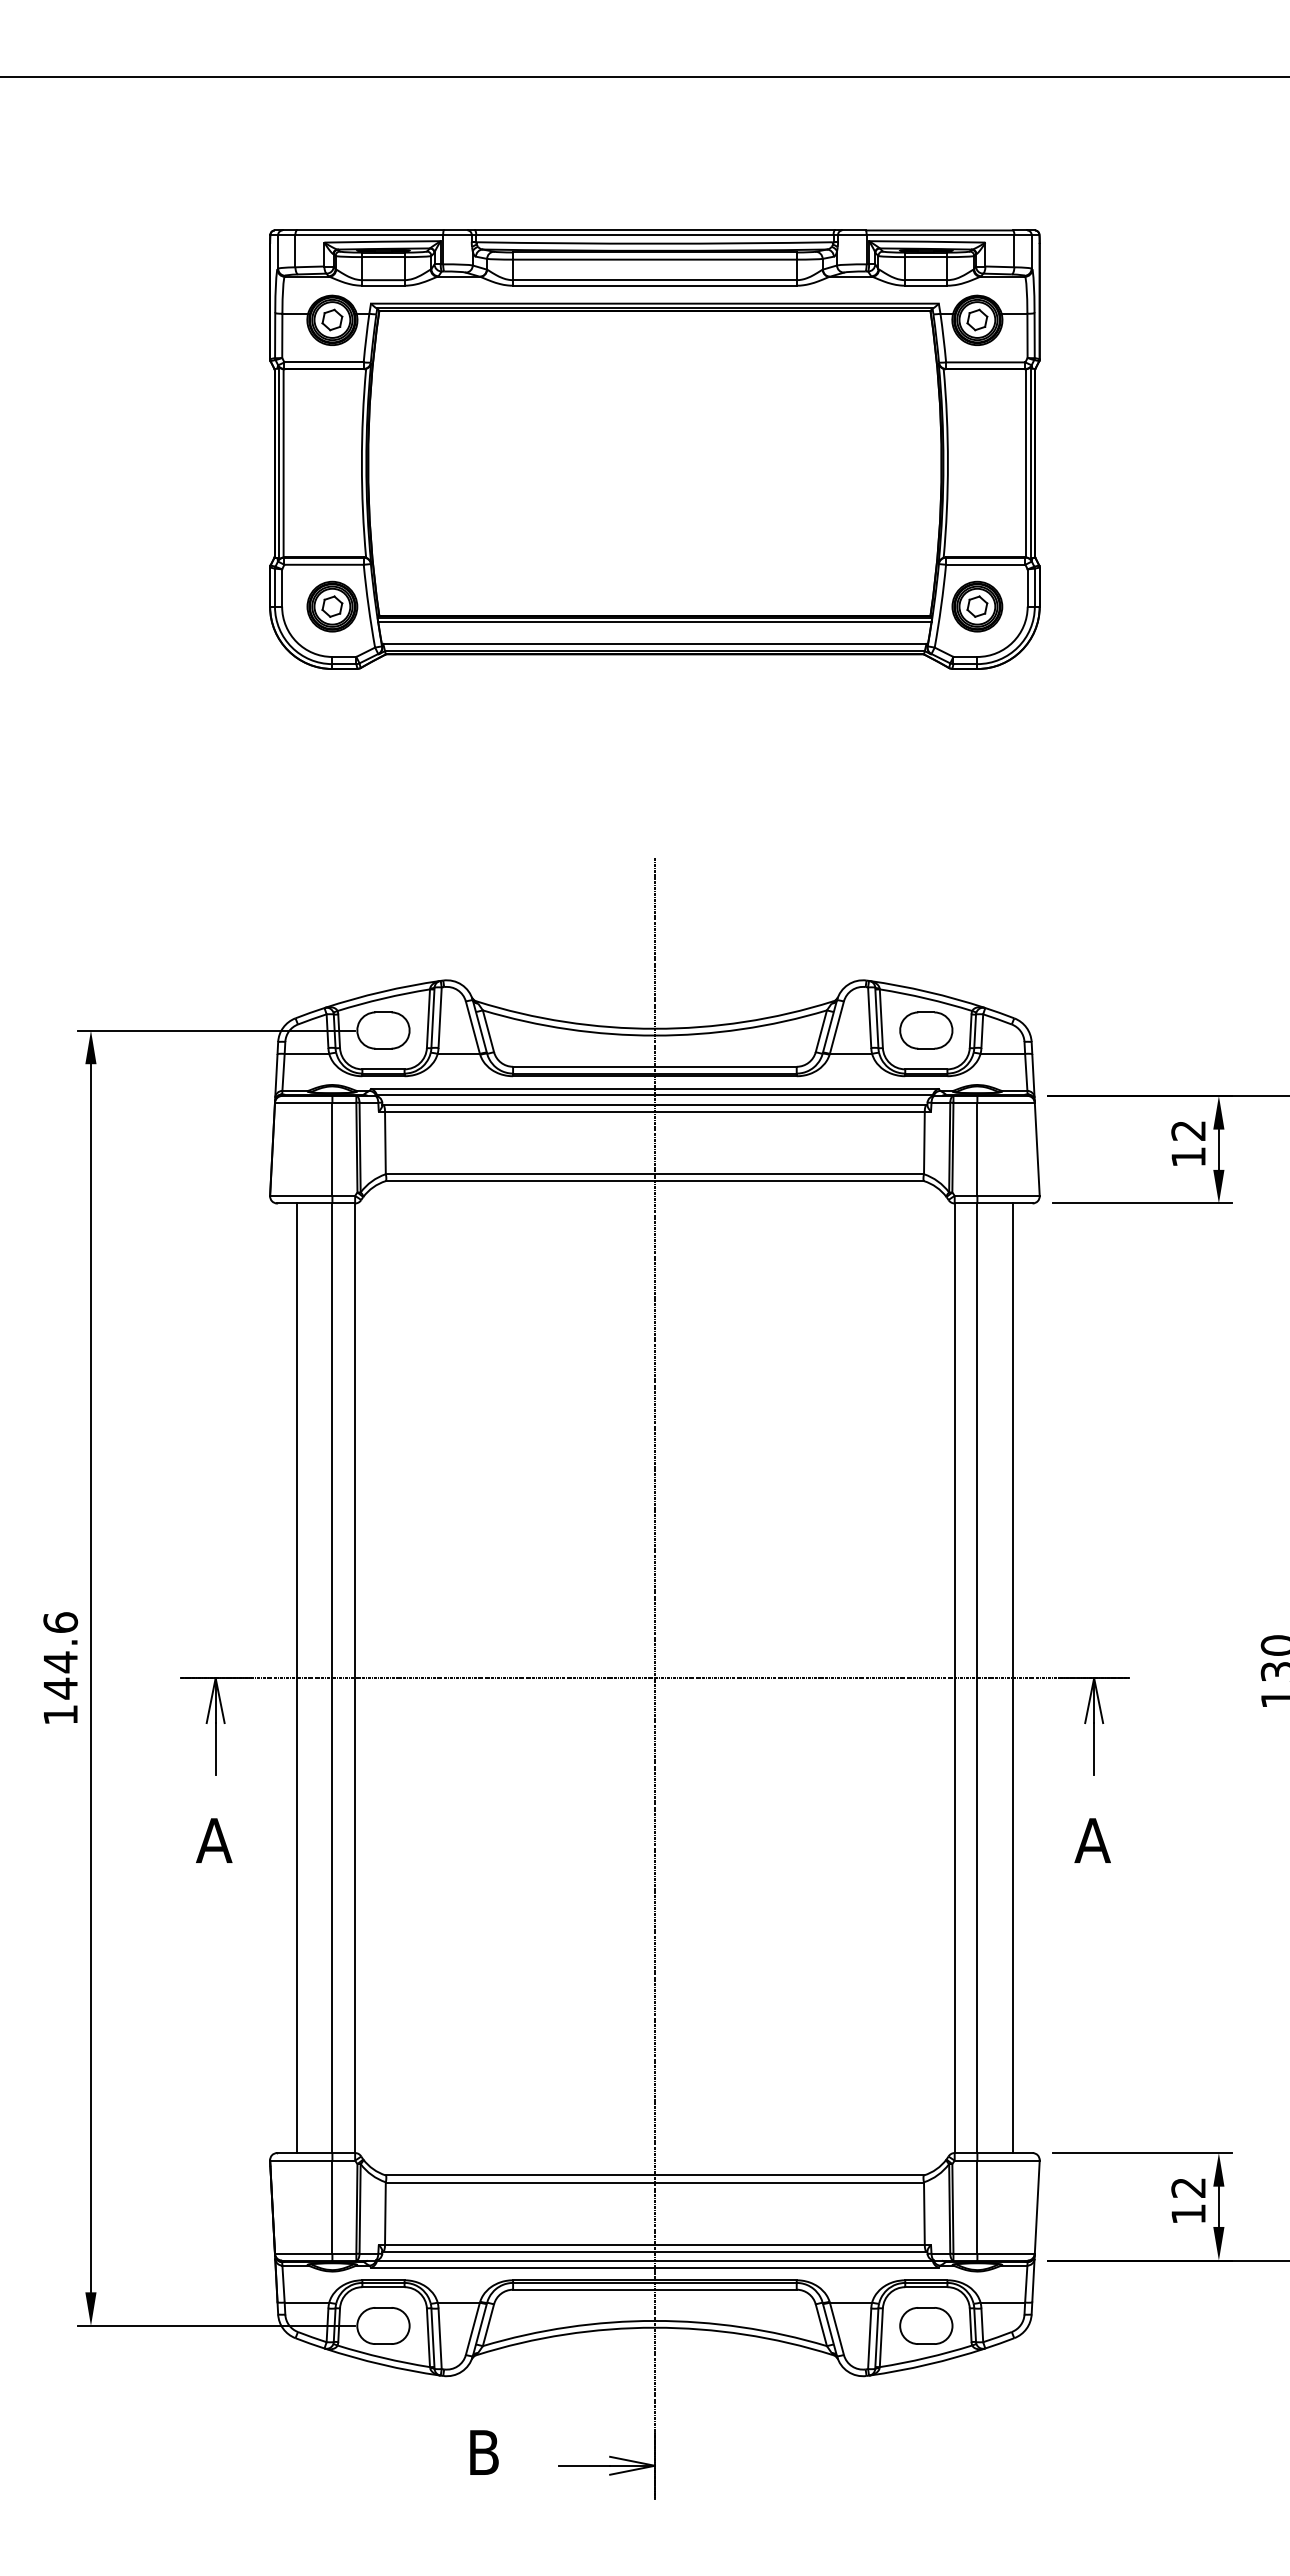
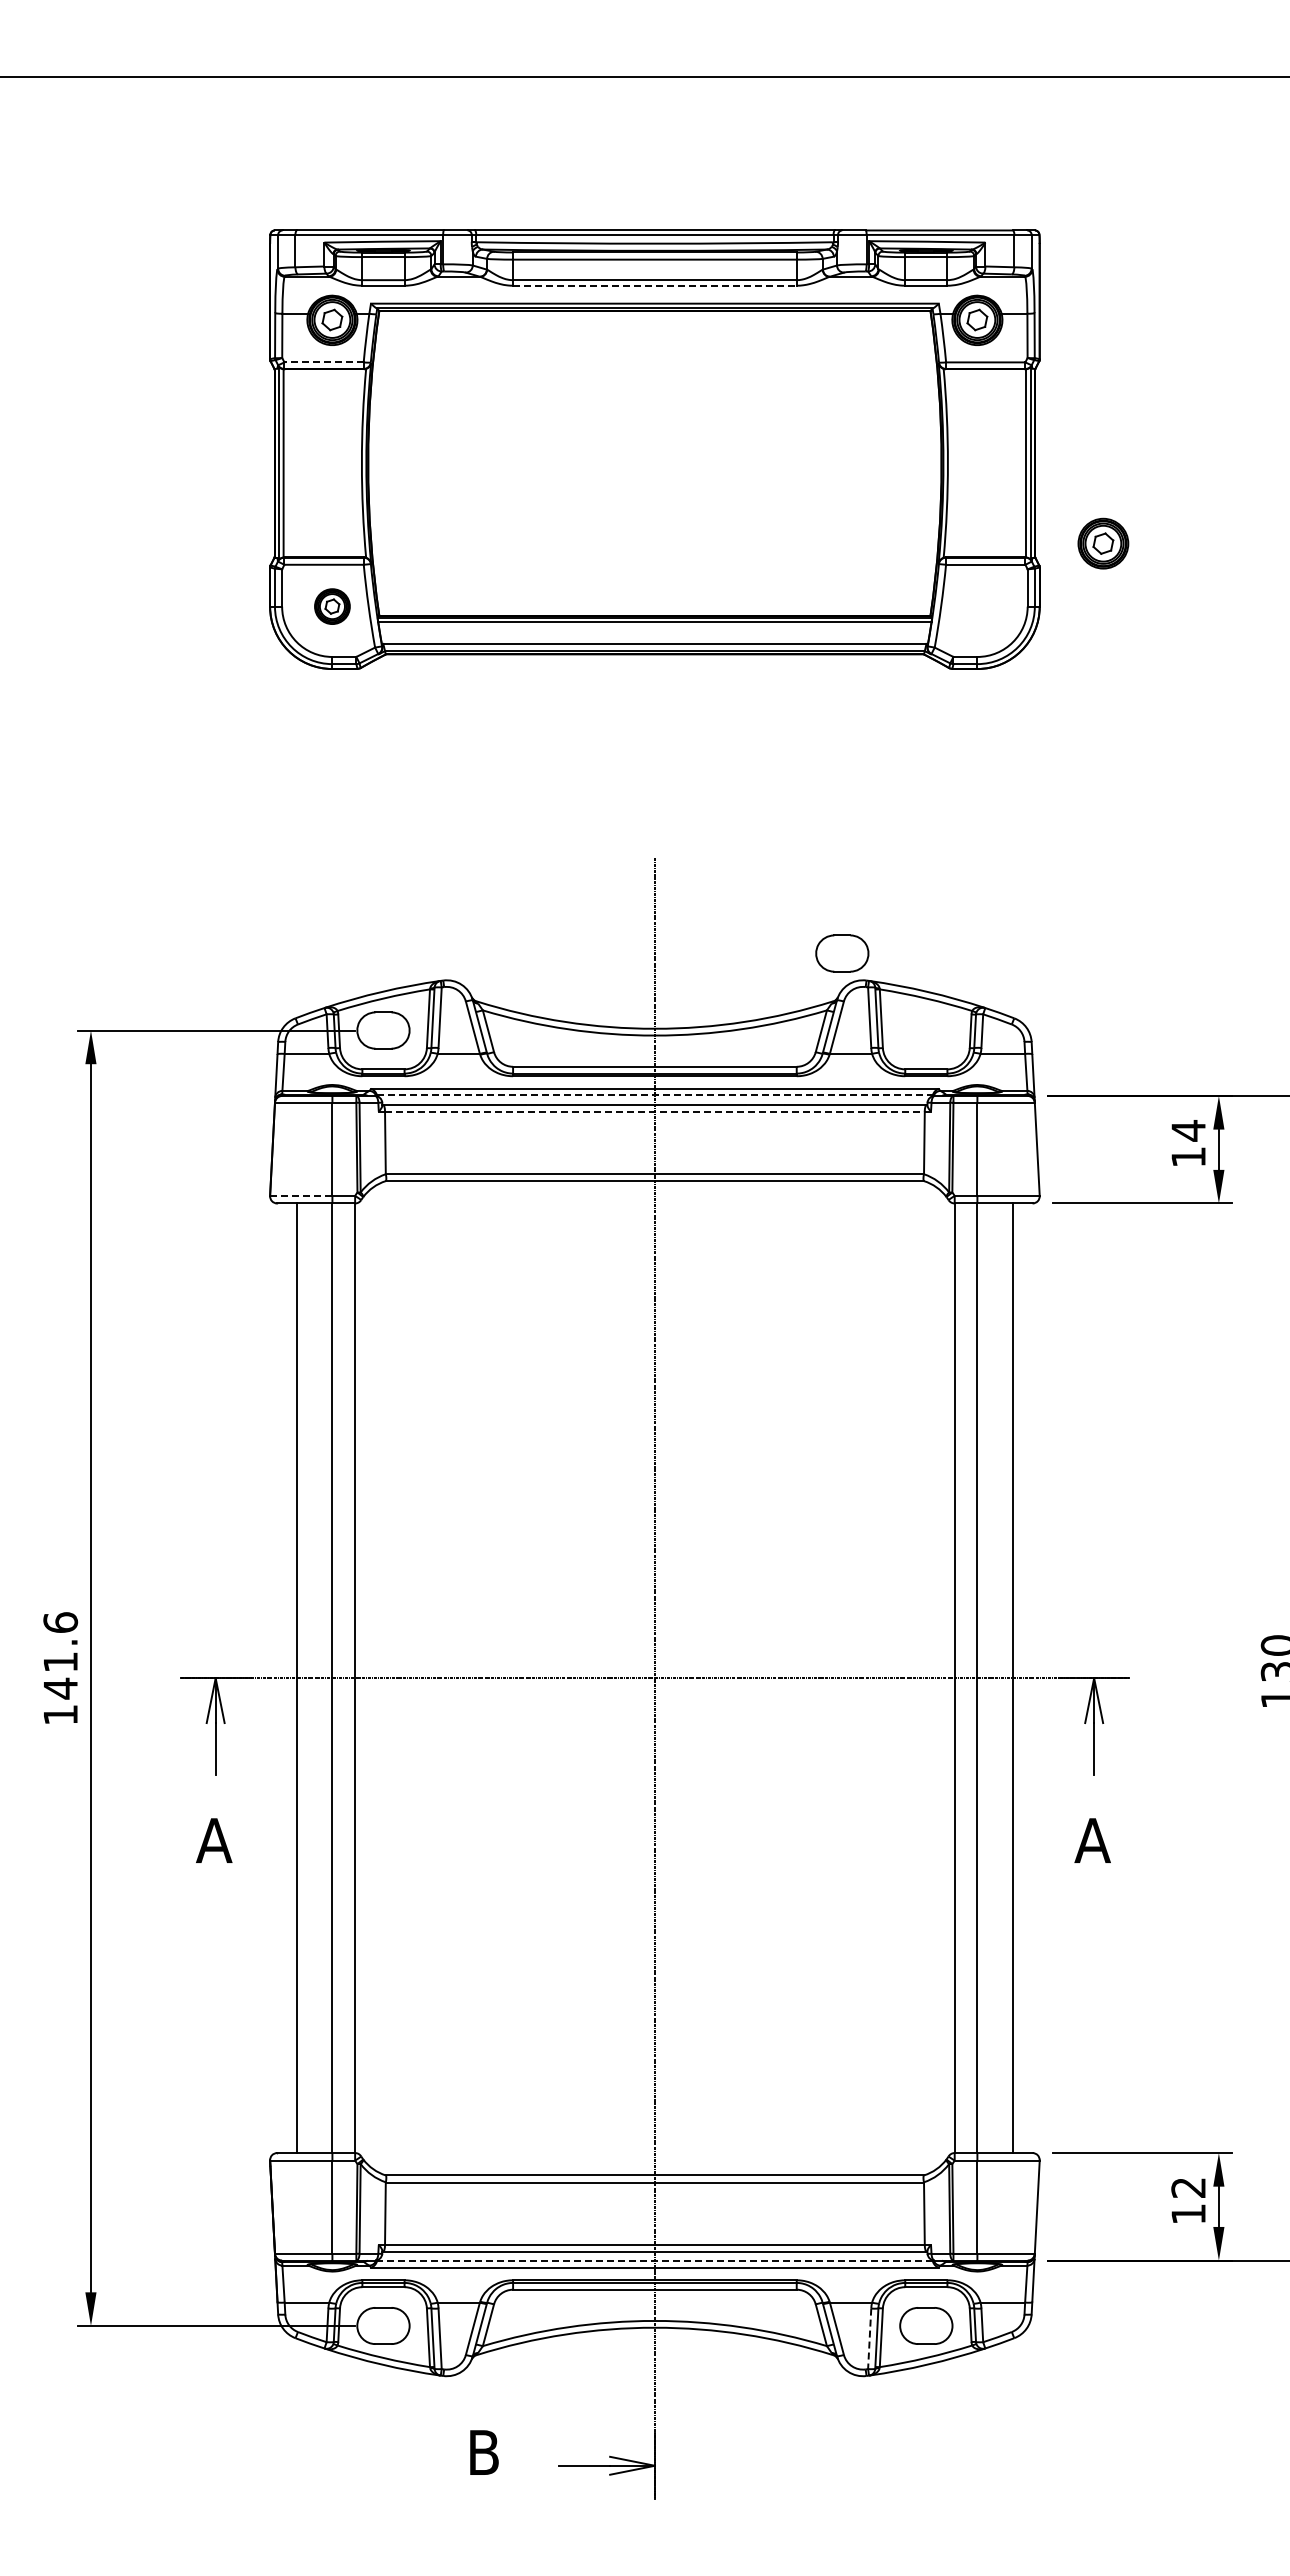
line: solid -> dashed (654, 285)
line: solid -> dashed (324, 362)
part size: 53x53 px -> 37x37 px (332, 606)
part position: (977, 606) -> (1103, 543) (1103, 543)
part position: (926, 1030) -> (842, 953) (842, 953)
line: solid -> dashed (654, 1095)
line: solid -> dashed (654, 1111)
text: 12 -> 14 (1188, 1130)
line: solid -> dashed (301, 1195)
text: 144.6 -> 141.6 (60, 1662)
line: solid -> dashed (654, 2261)
line: solid -> dashed (869, 2339)
